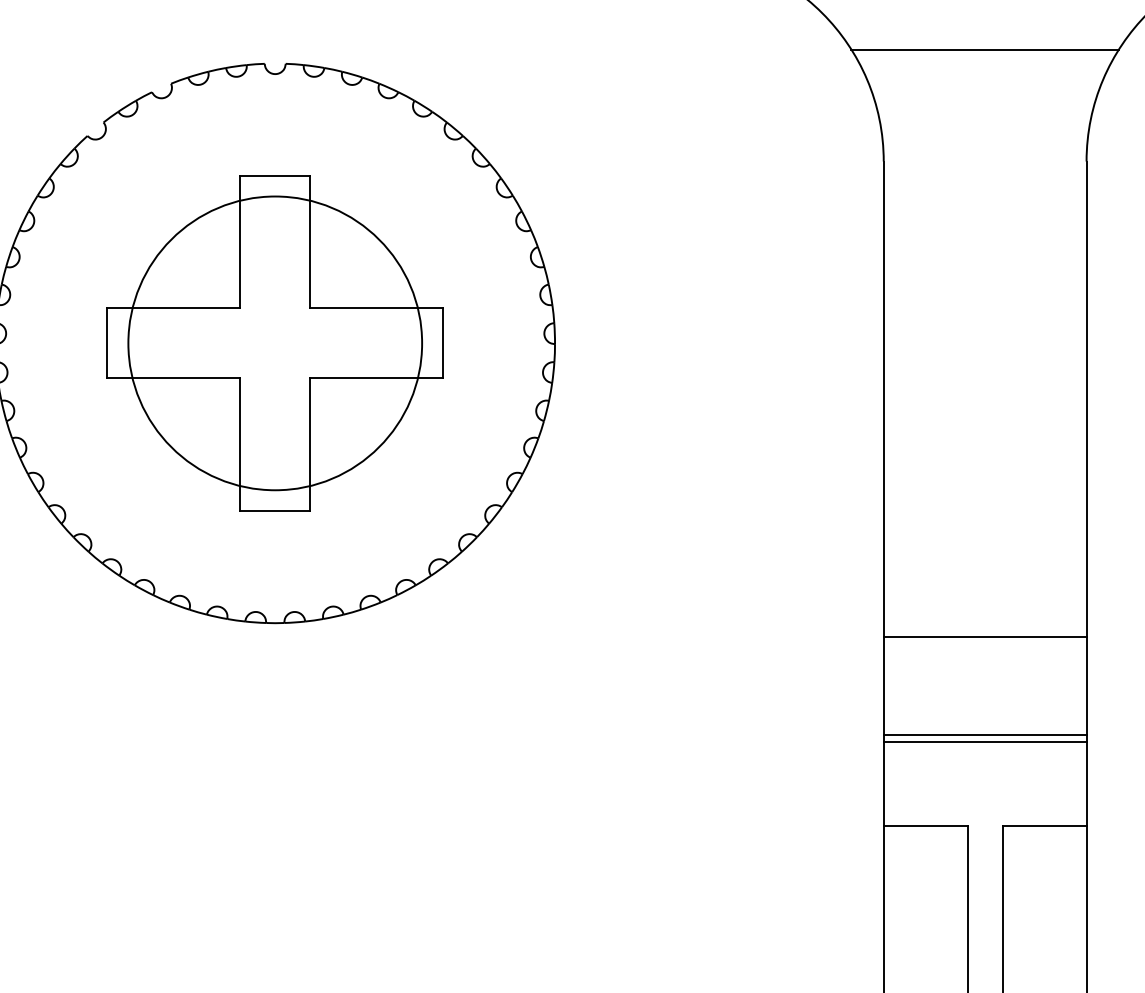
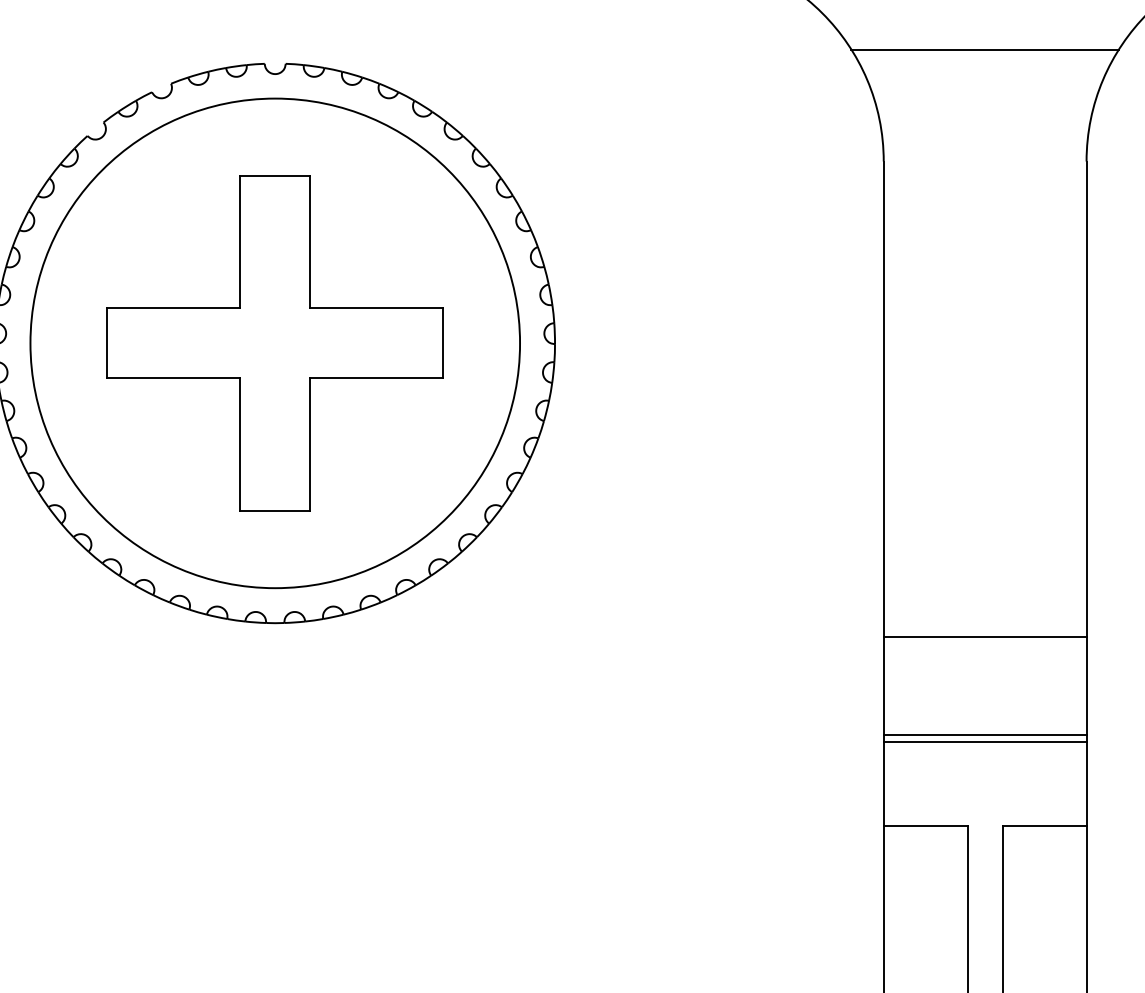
circle diameter: 294 px -> 490 px (275, 343)
